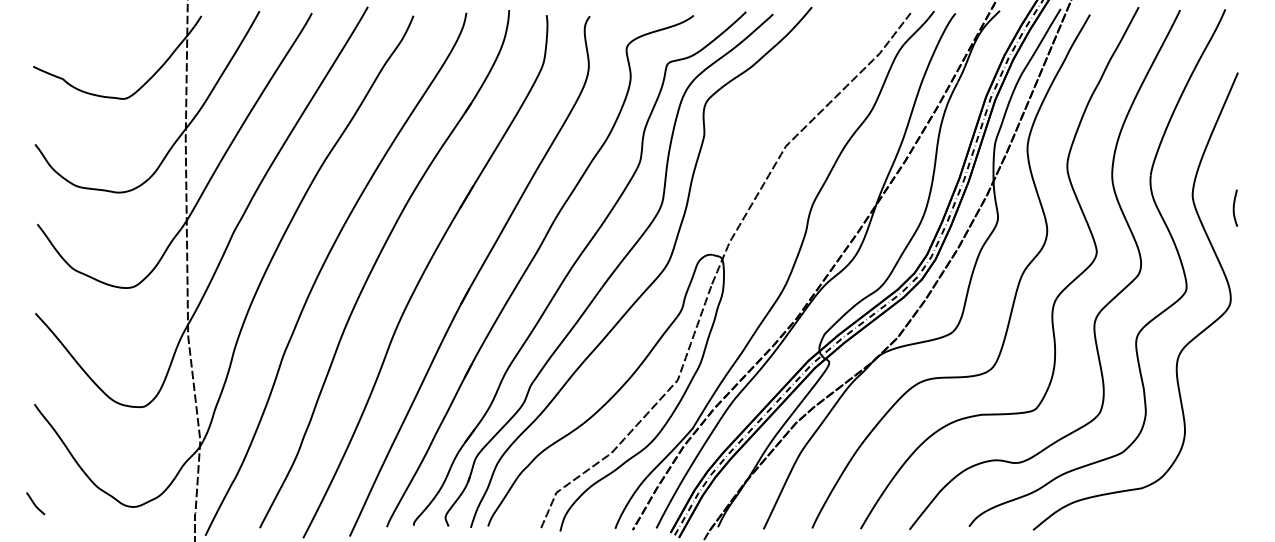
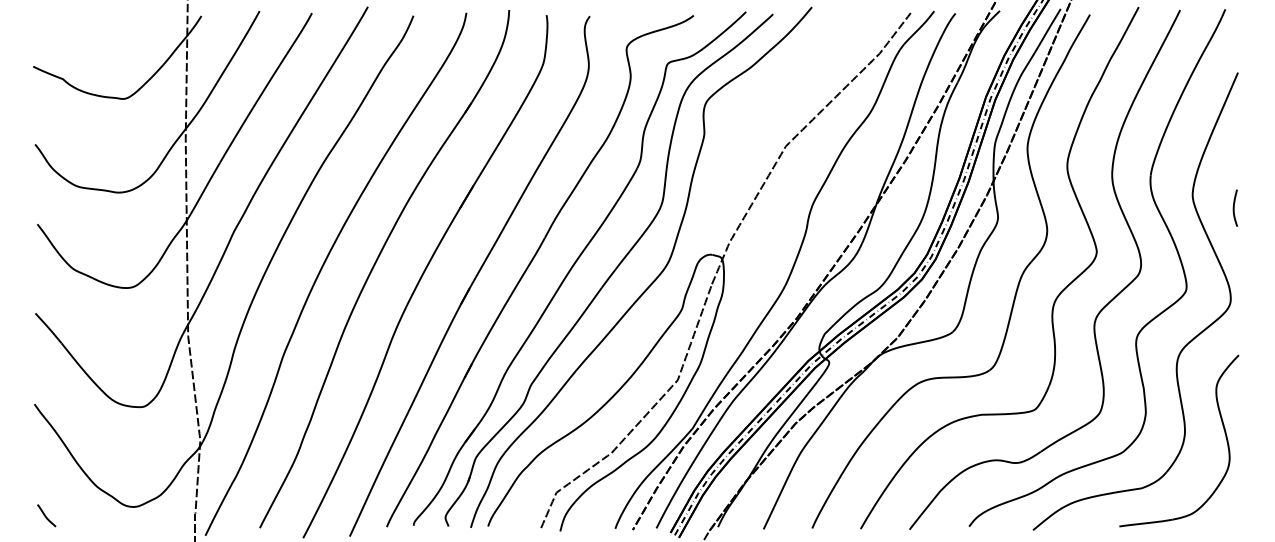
part: none -> present (1222, 426)
curve position: (34, 503) -> (45, 515) (45, 515)
